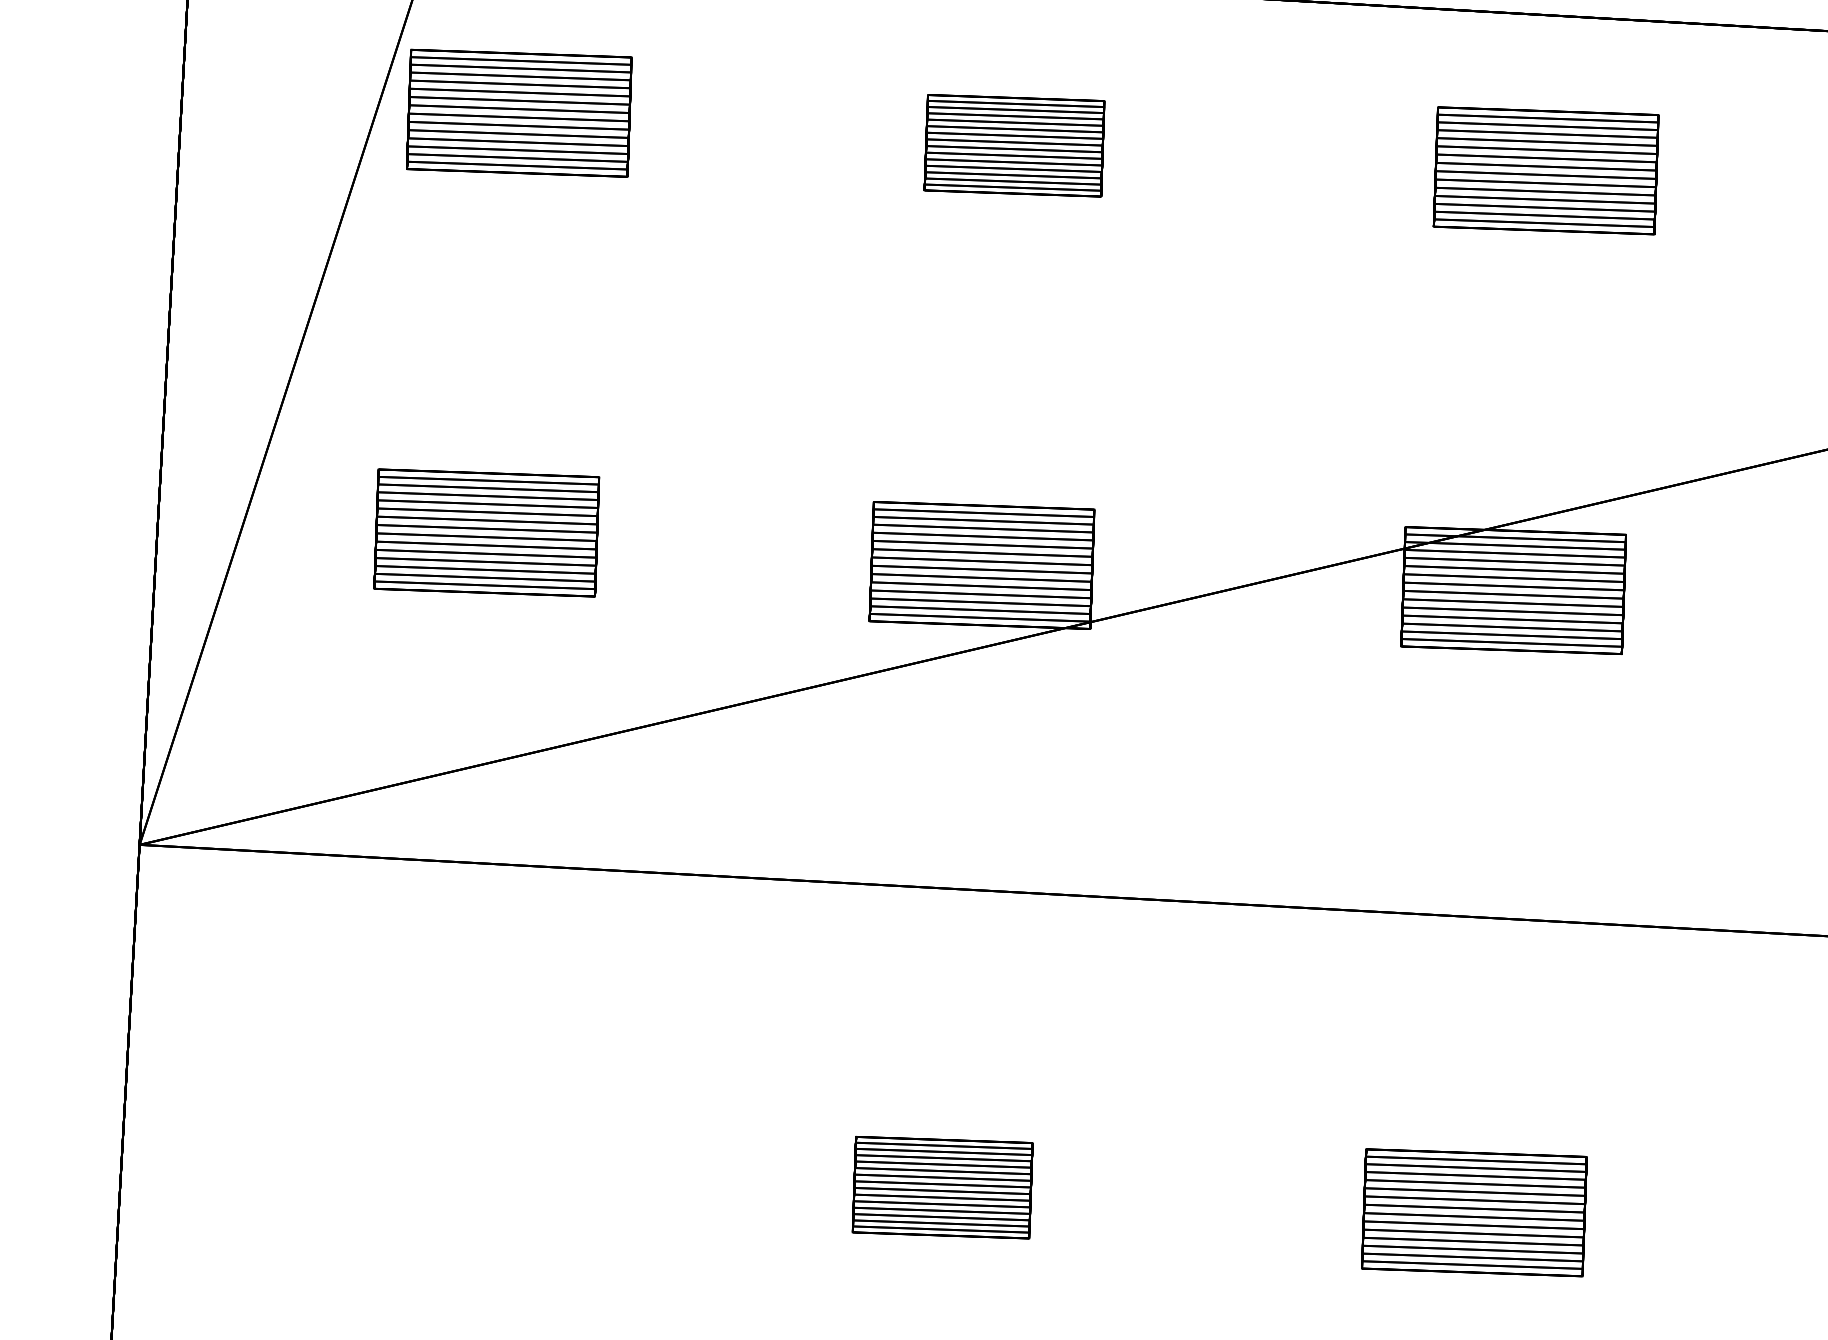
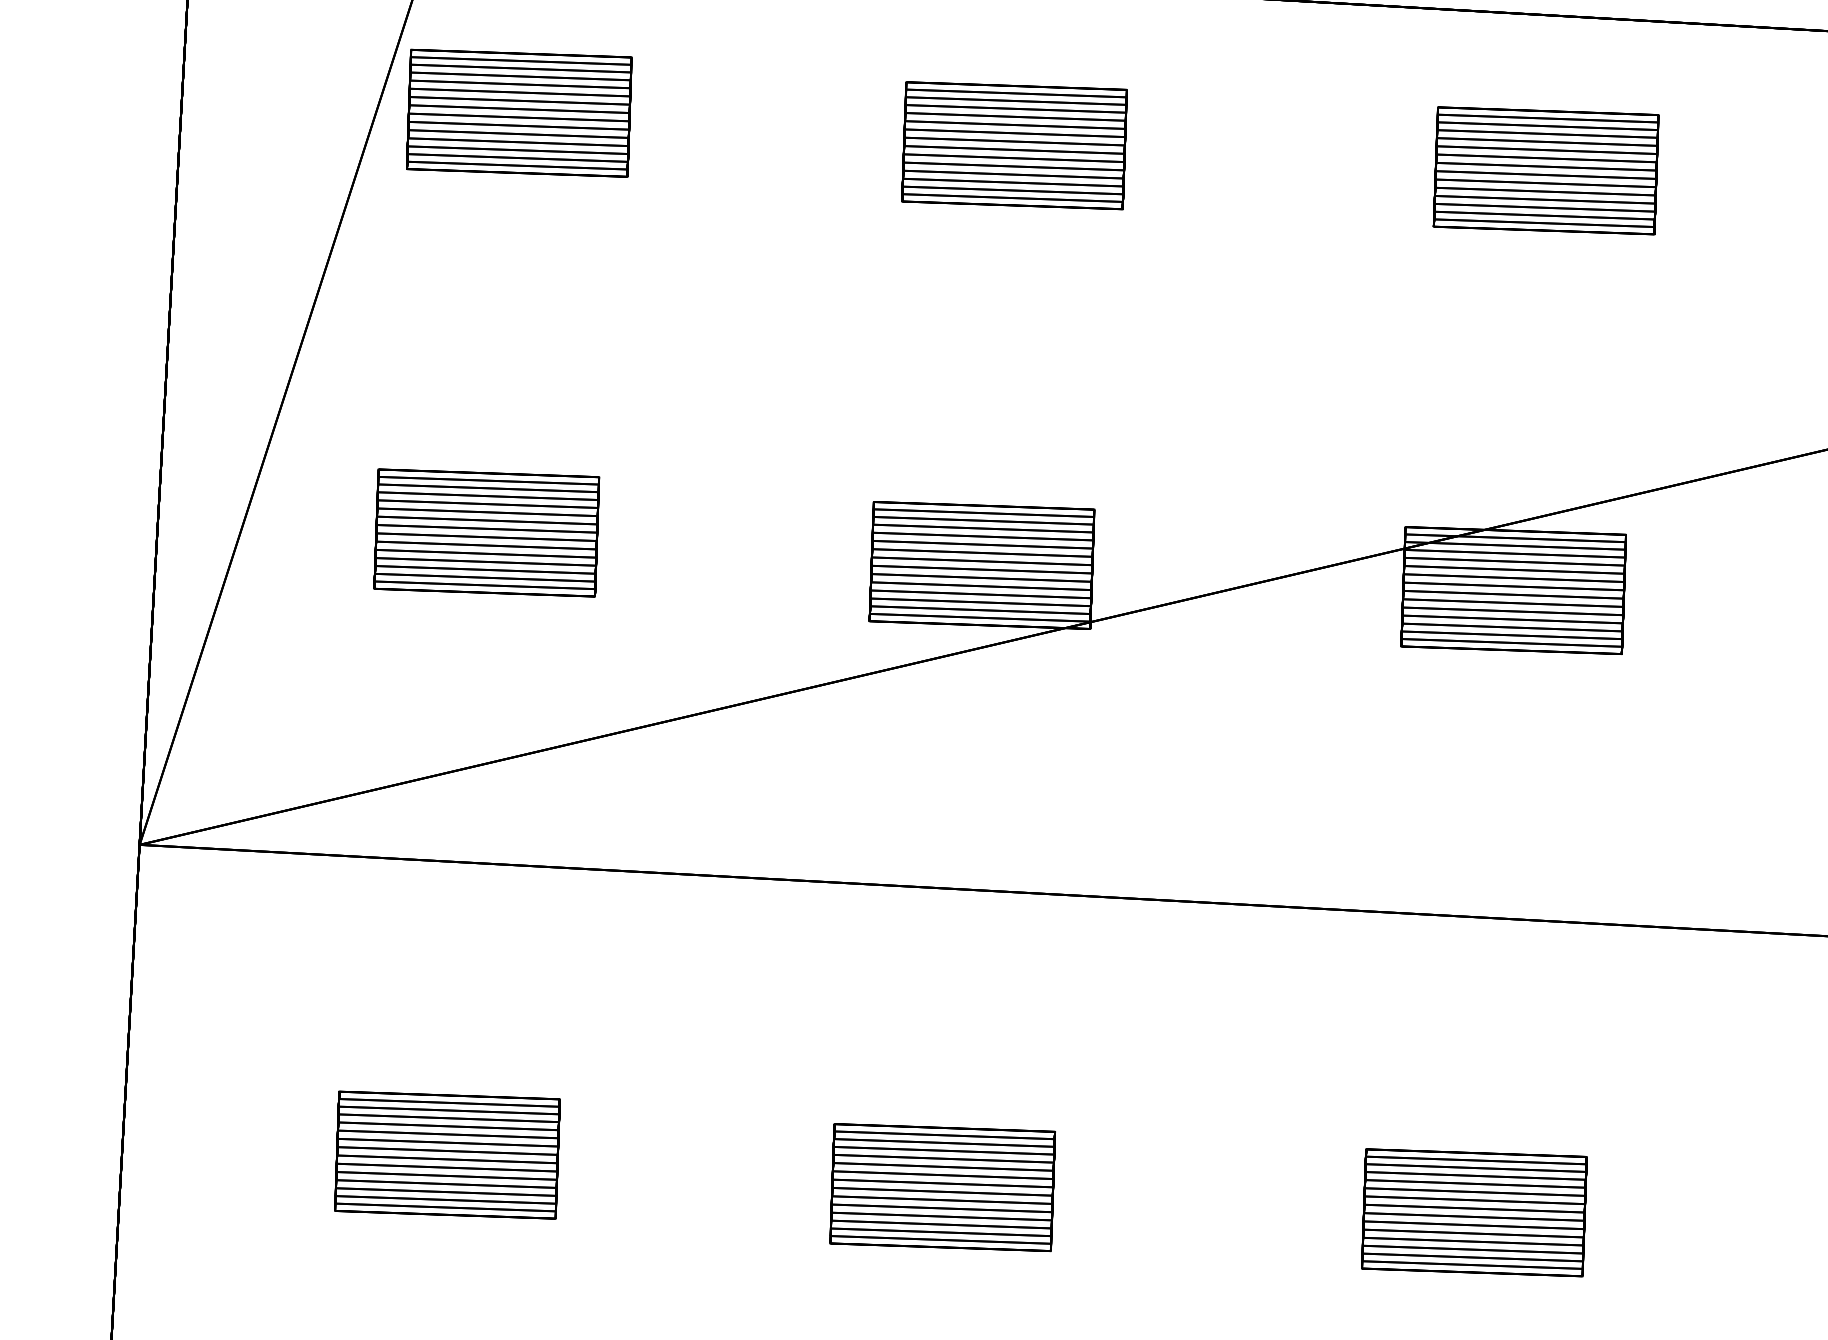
part size: 183x104 px -> 227x130 px (1014, 145)
part: none -> present (447, 1154)
part size: 183x104 px -> 227x130 px (942, 1187)
